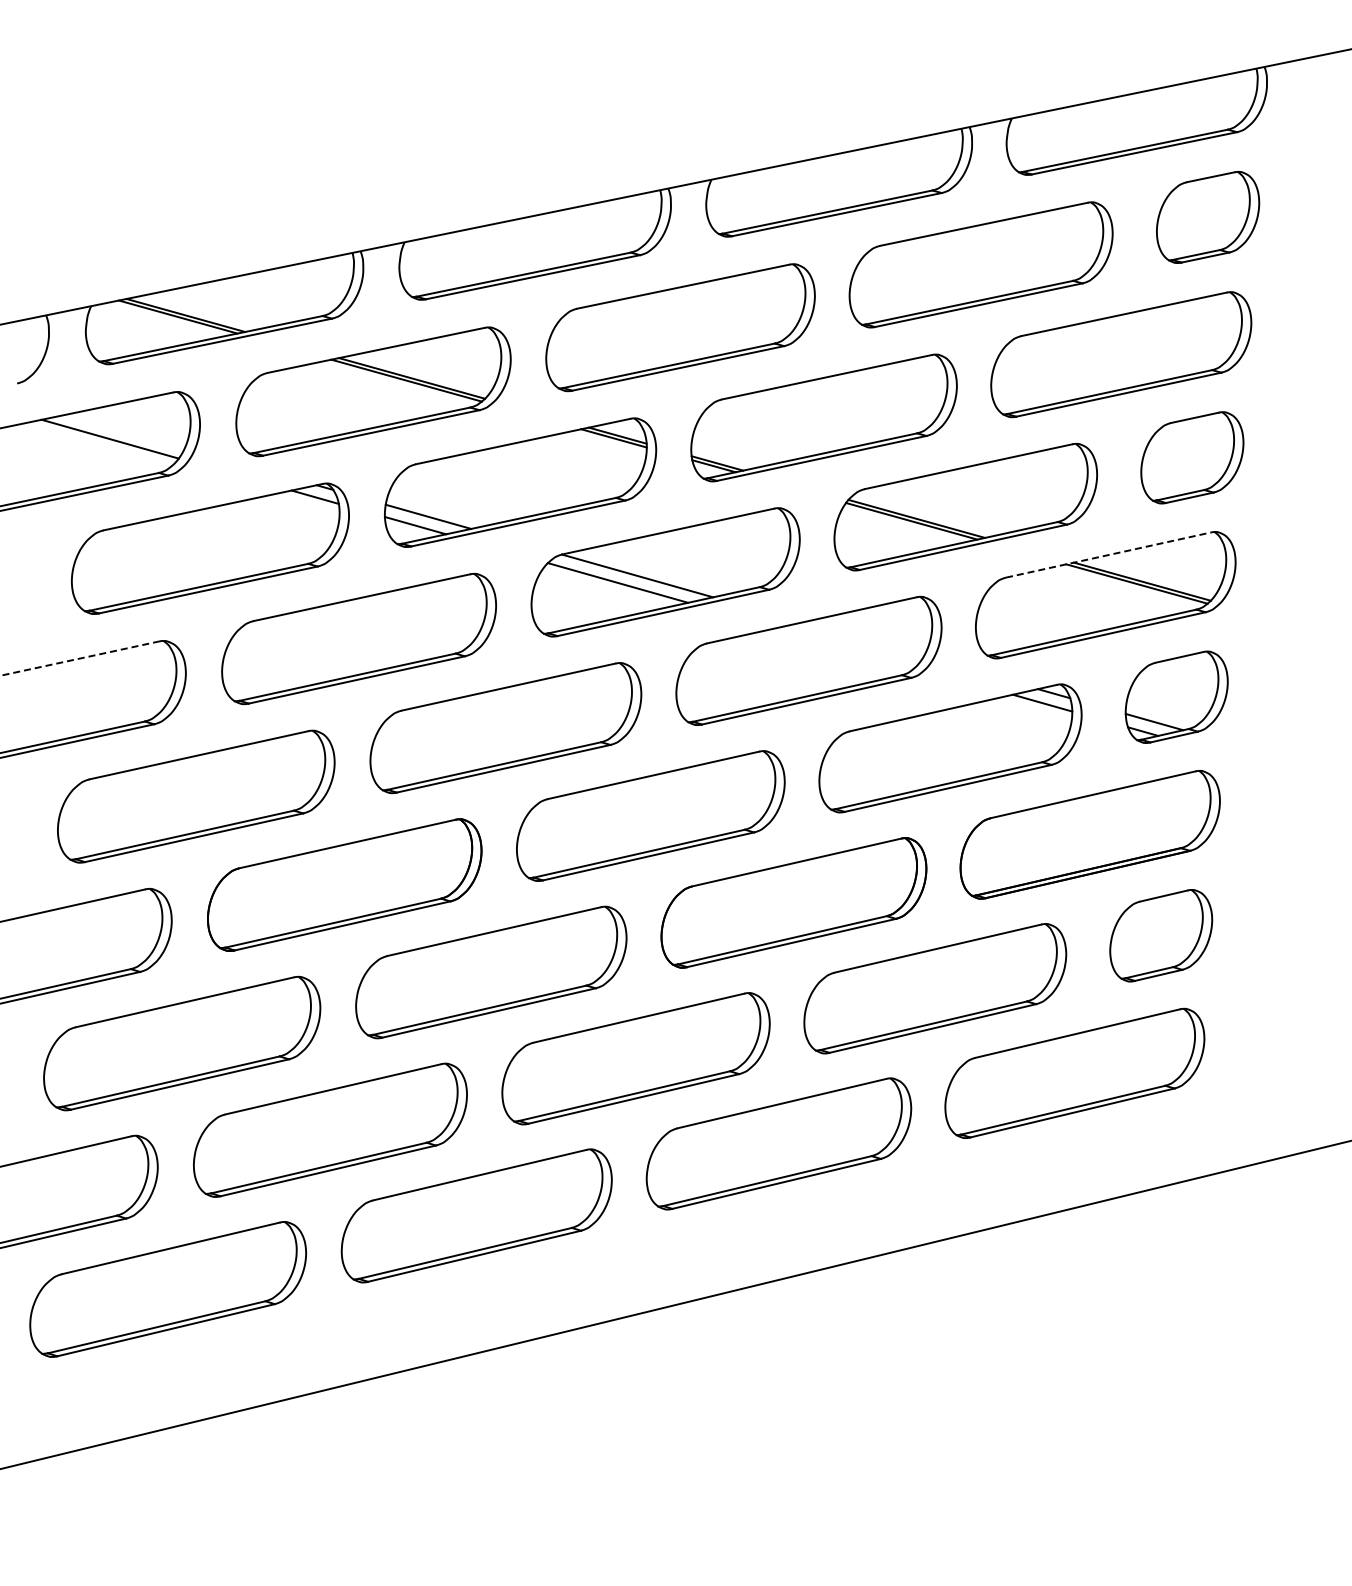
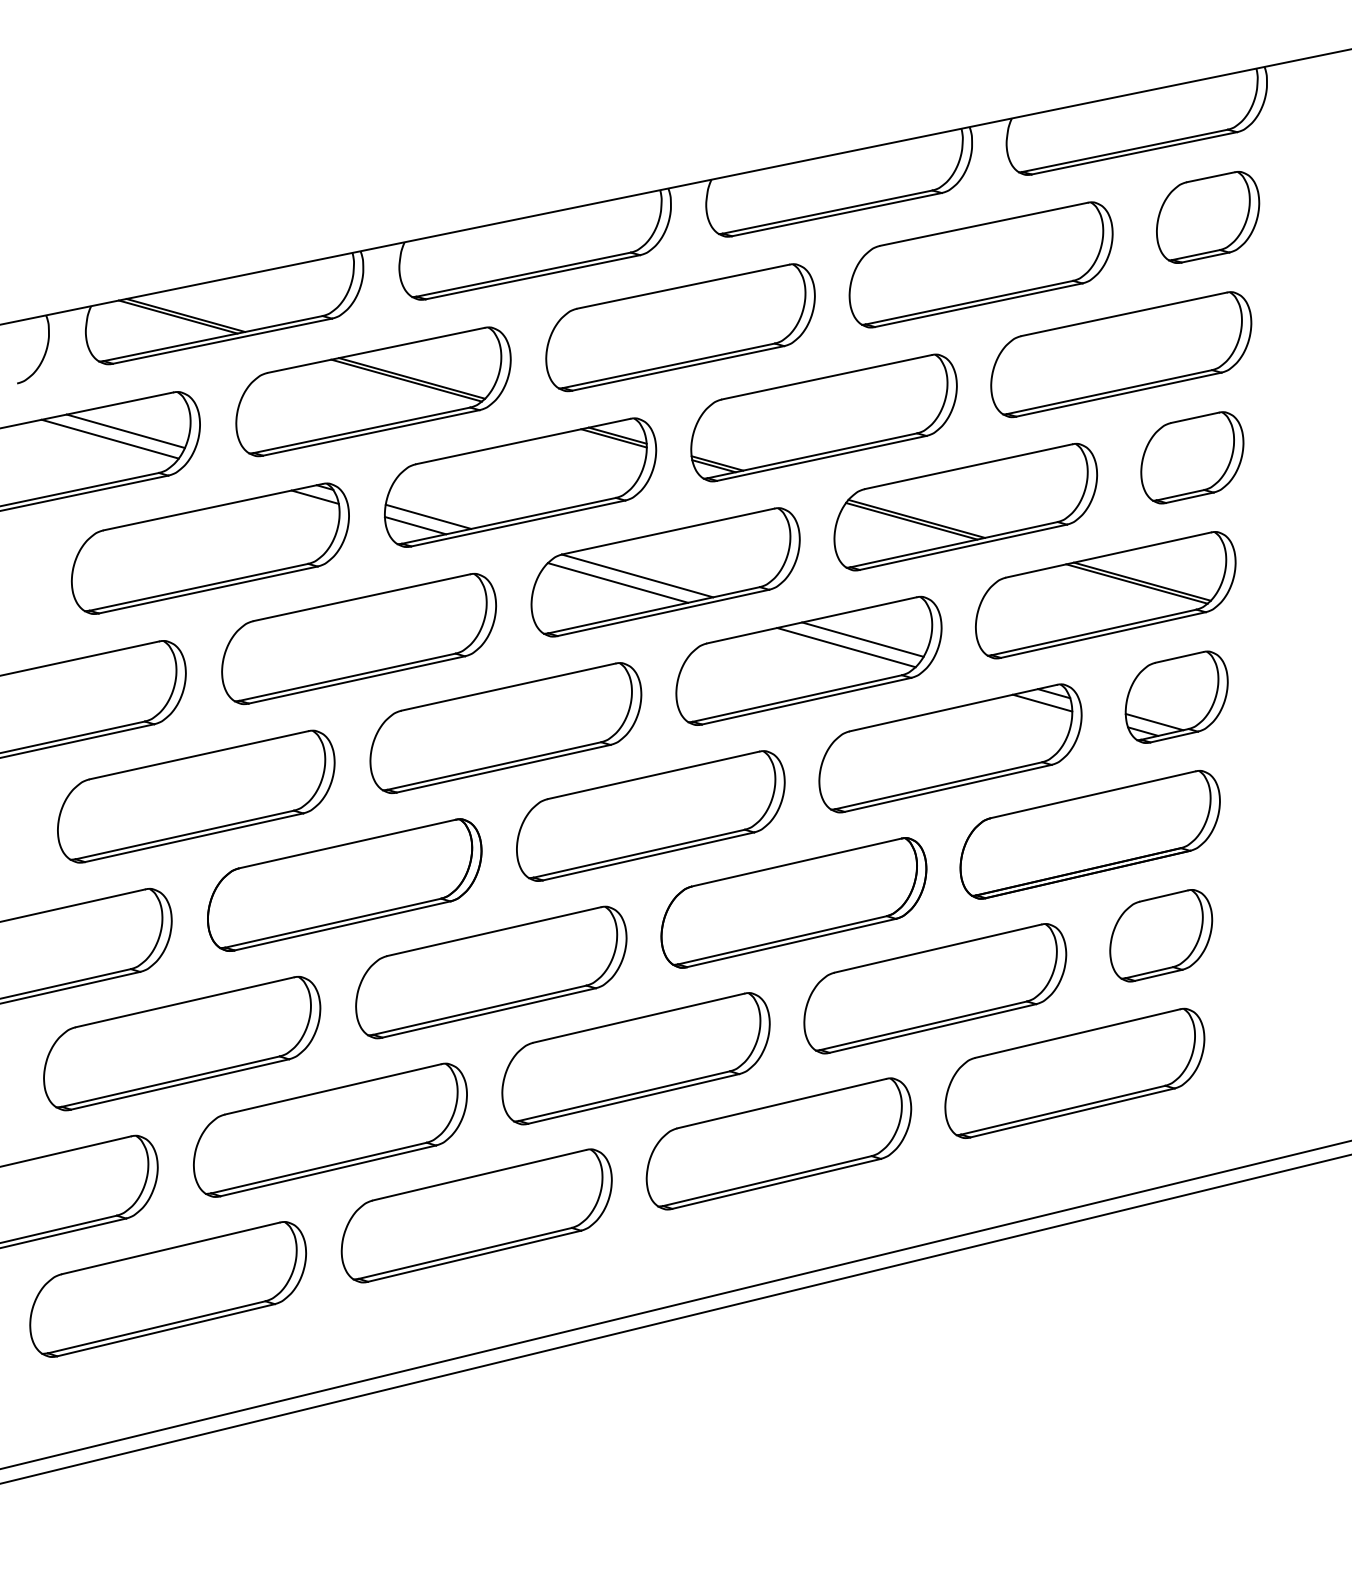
line: none -> present (125, 431)
line: dashed -> solid (1108, 555)
line: none -> present (862, 639)
line: none -> present (846, 647)
line: dashed -> solid (80, 658)
line: none -> present (675, 1319)
